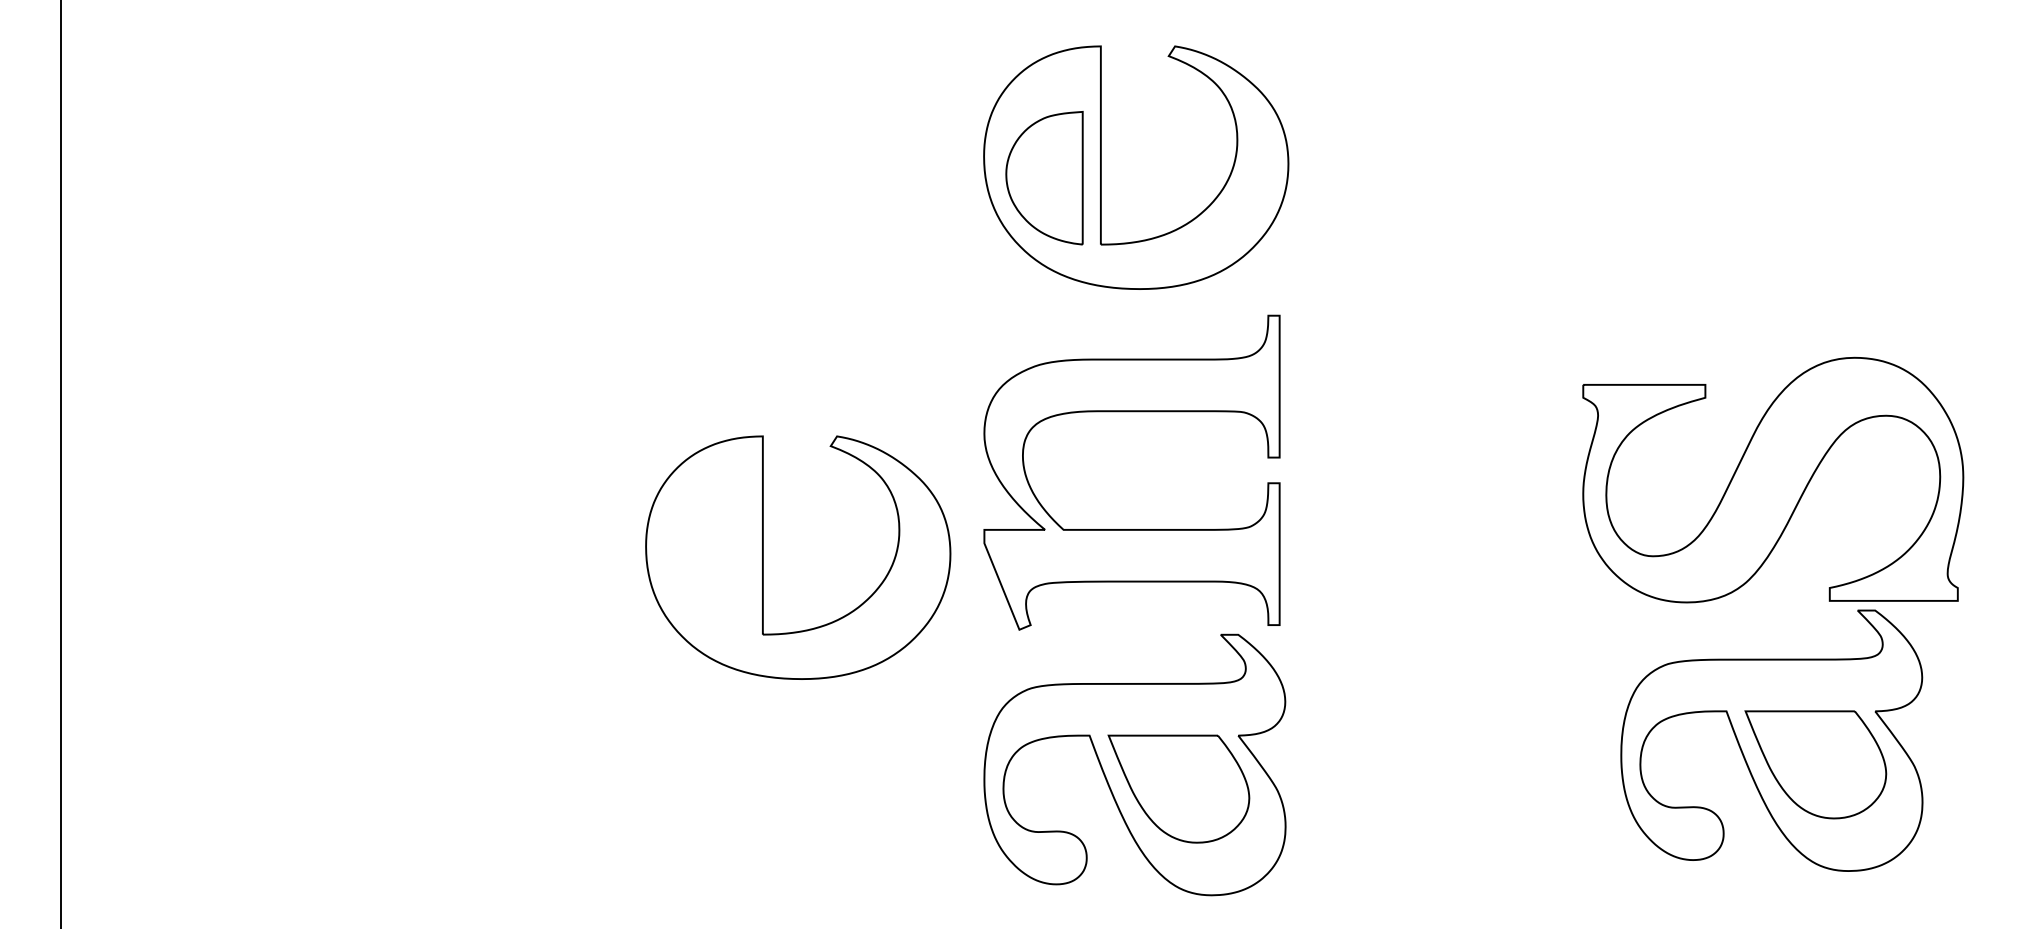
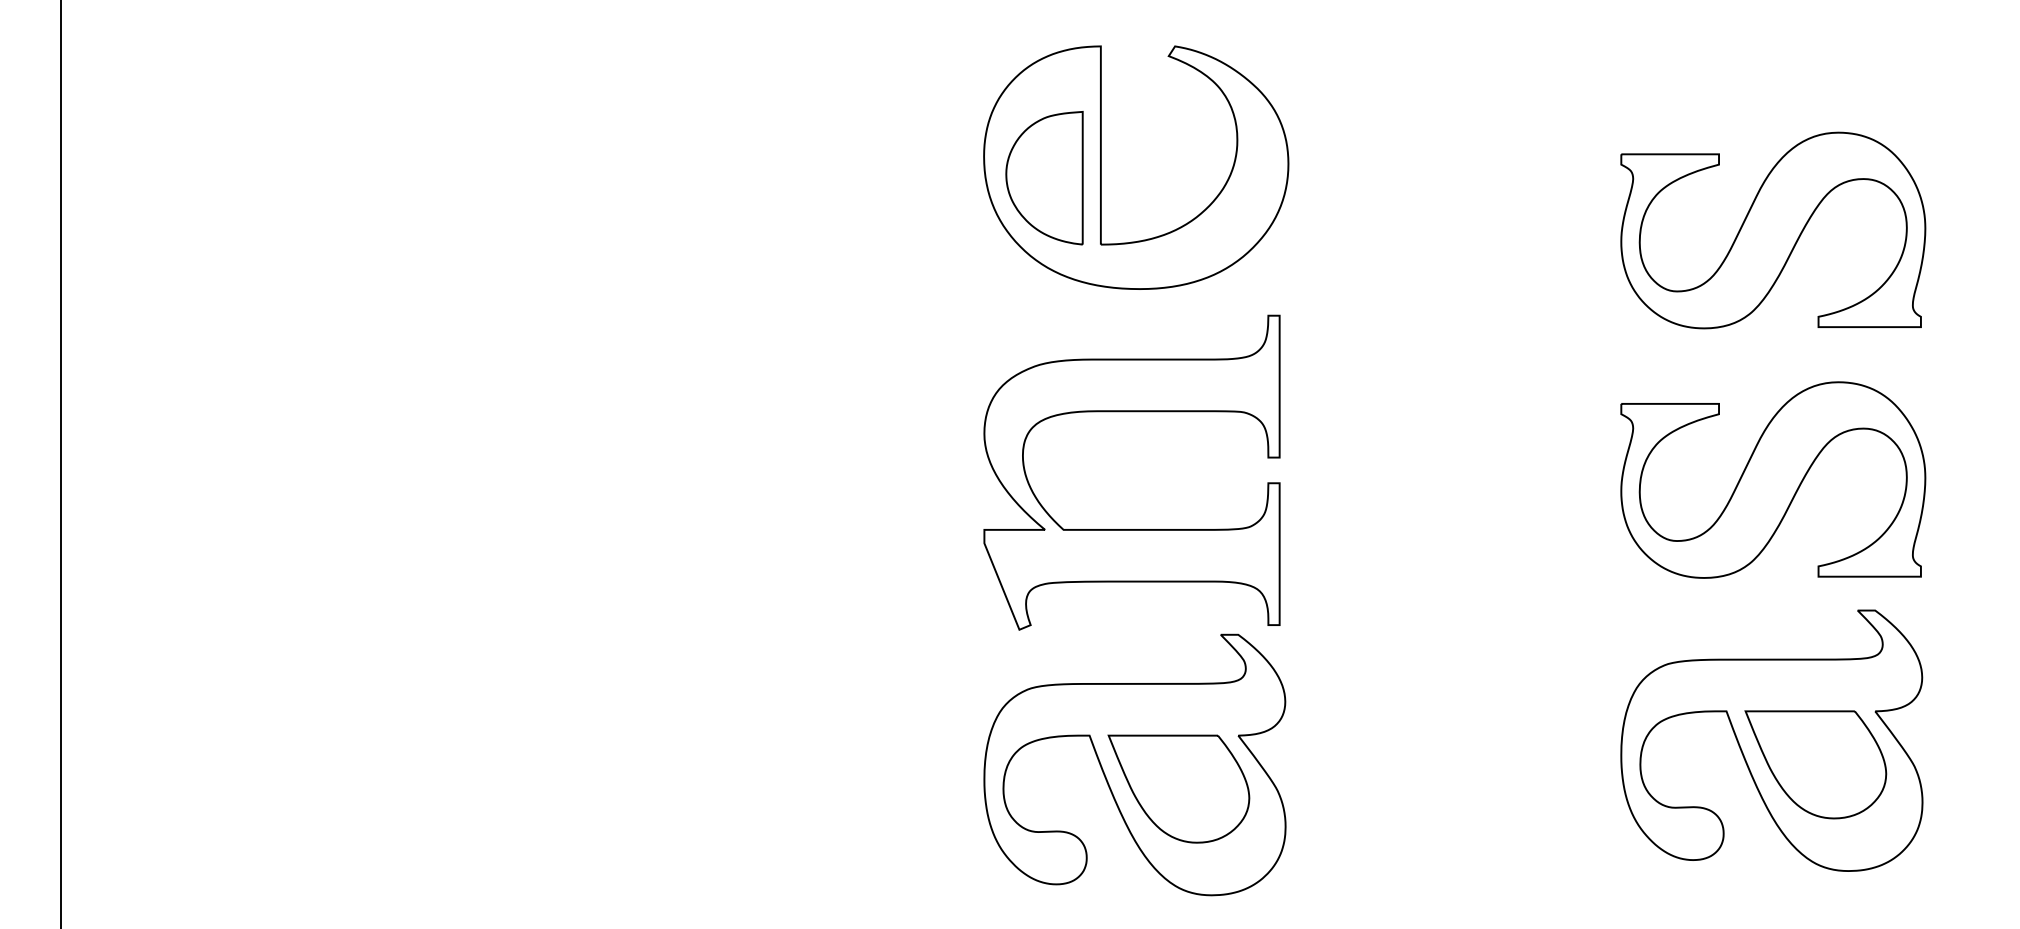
part: none -> present (1773, 230)
part size: 383x248 px -> 307x198 px (1773, 479)
part: present -> none (763, 557)
